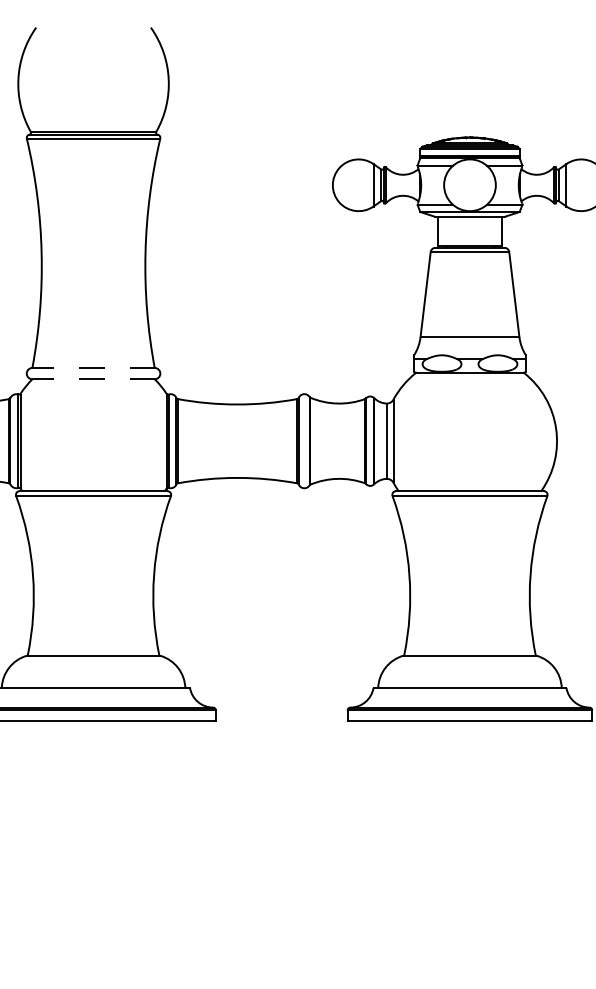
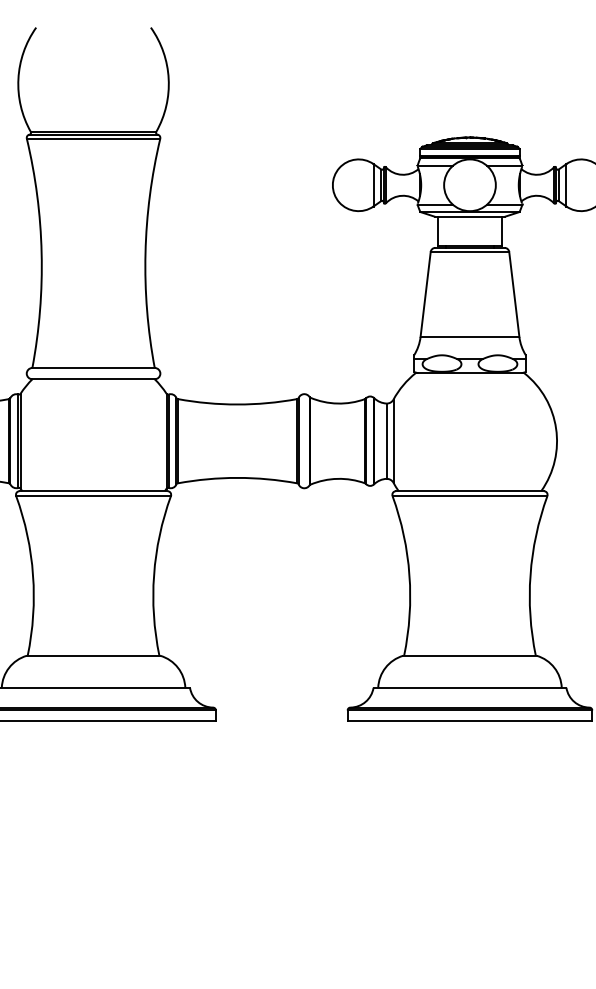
line: dashed -> solid (93, 367)
line: dashed -> solid (93, 379)
